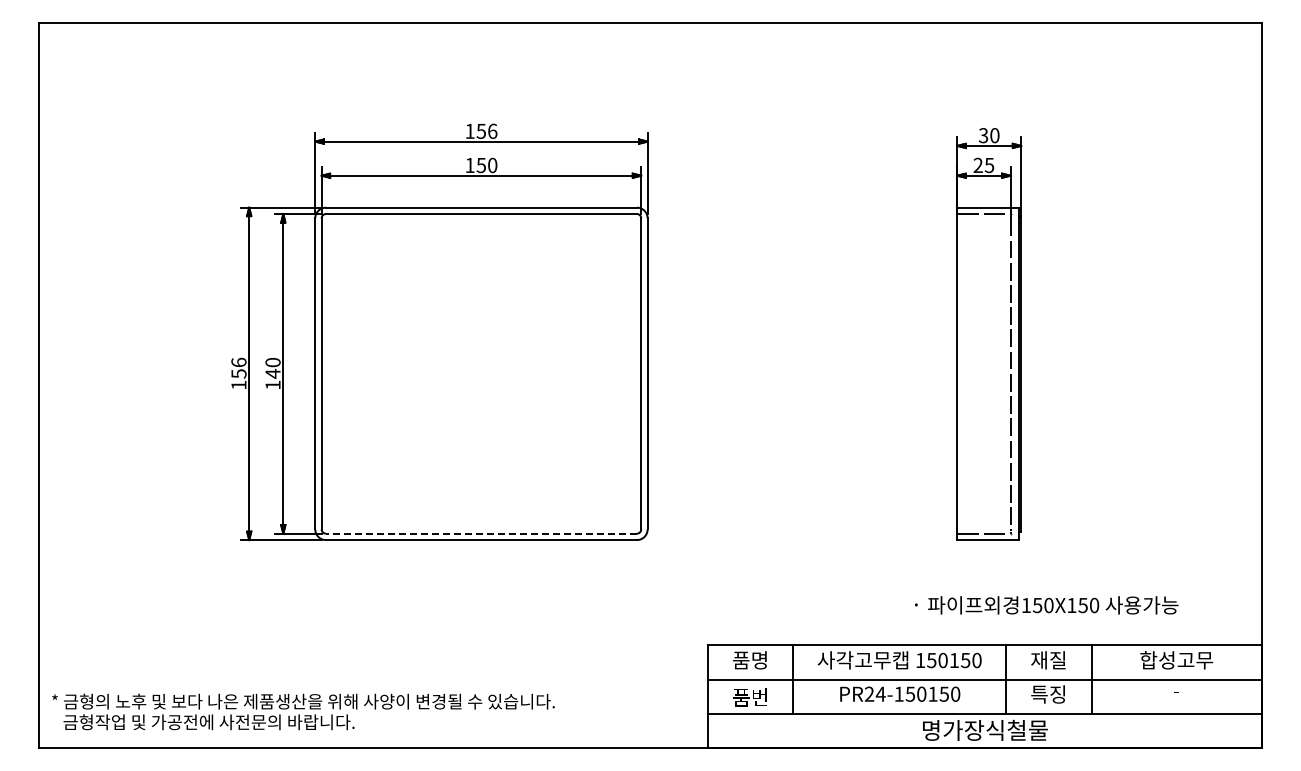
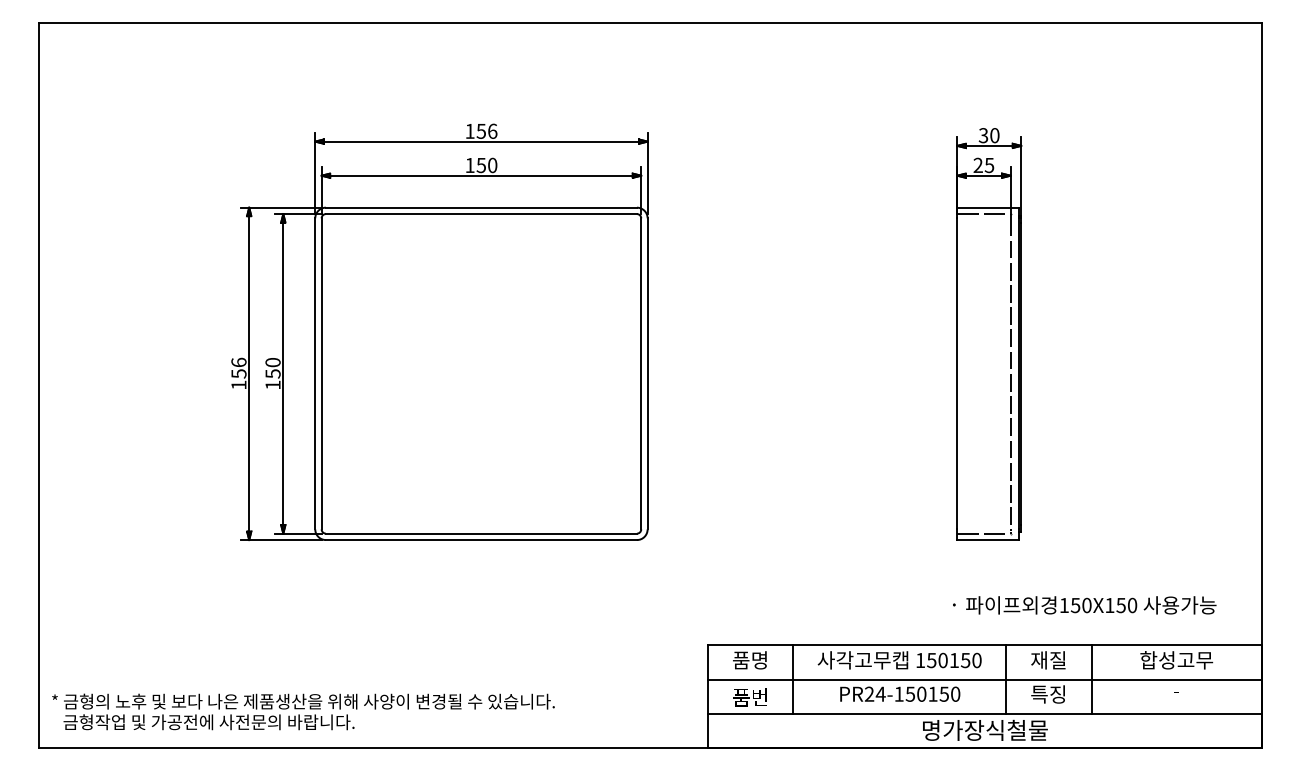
text: 140 -> 150 (272, 373)
line: dashed -> solid (481, 533)
text position: (1046, 605) -> (1084, 605) (1084, 605)
